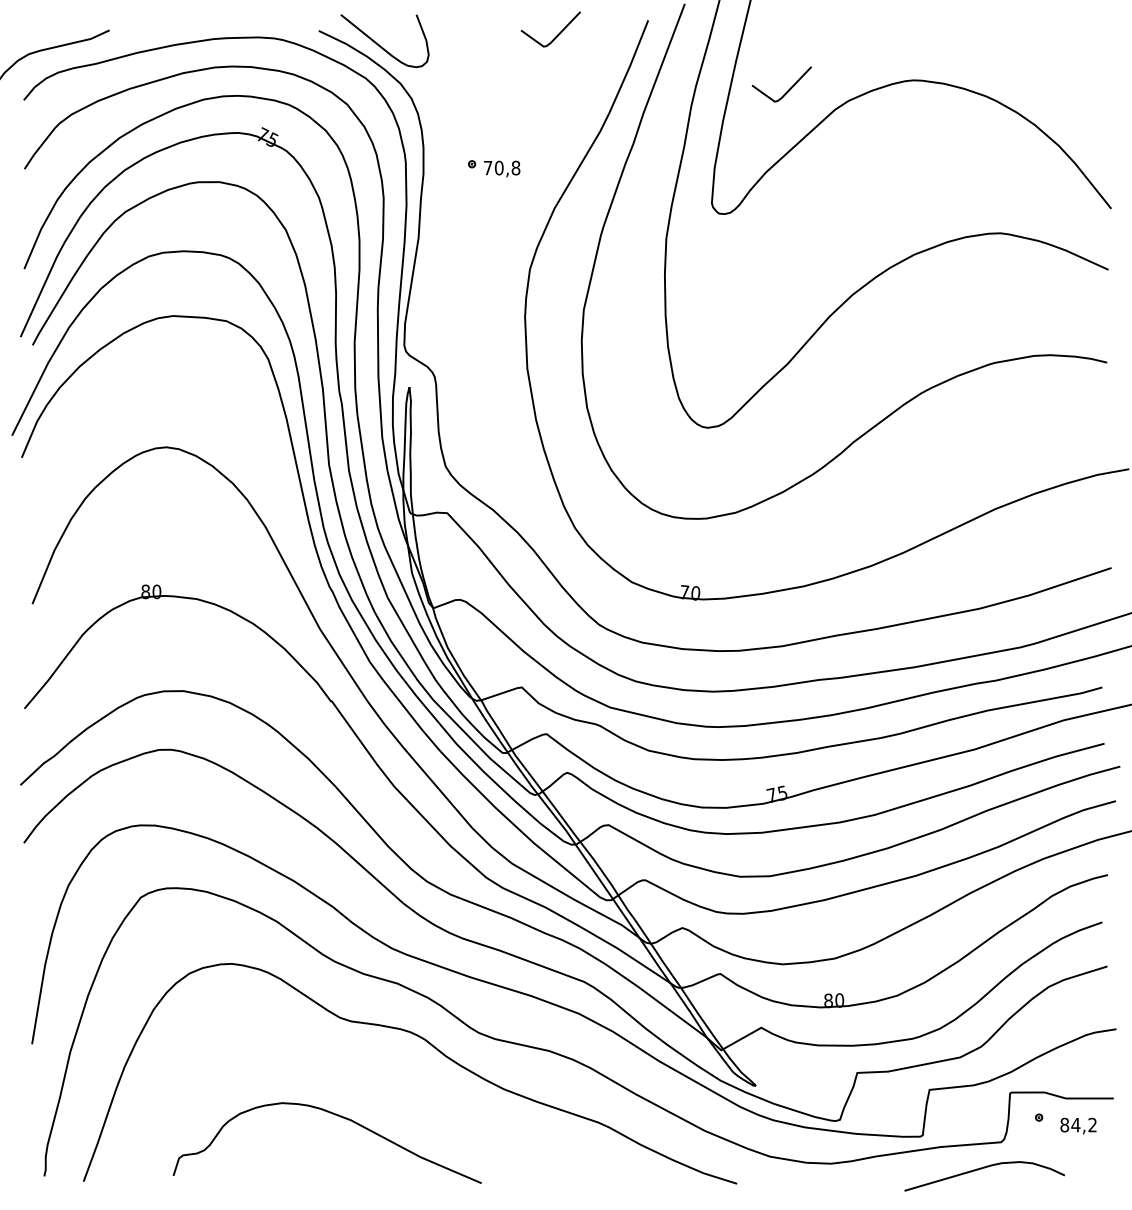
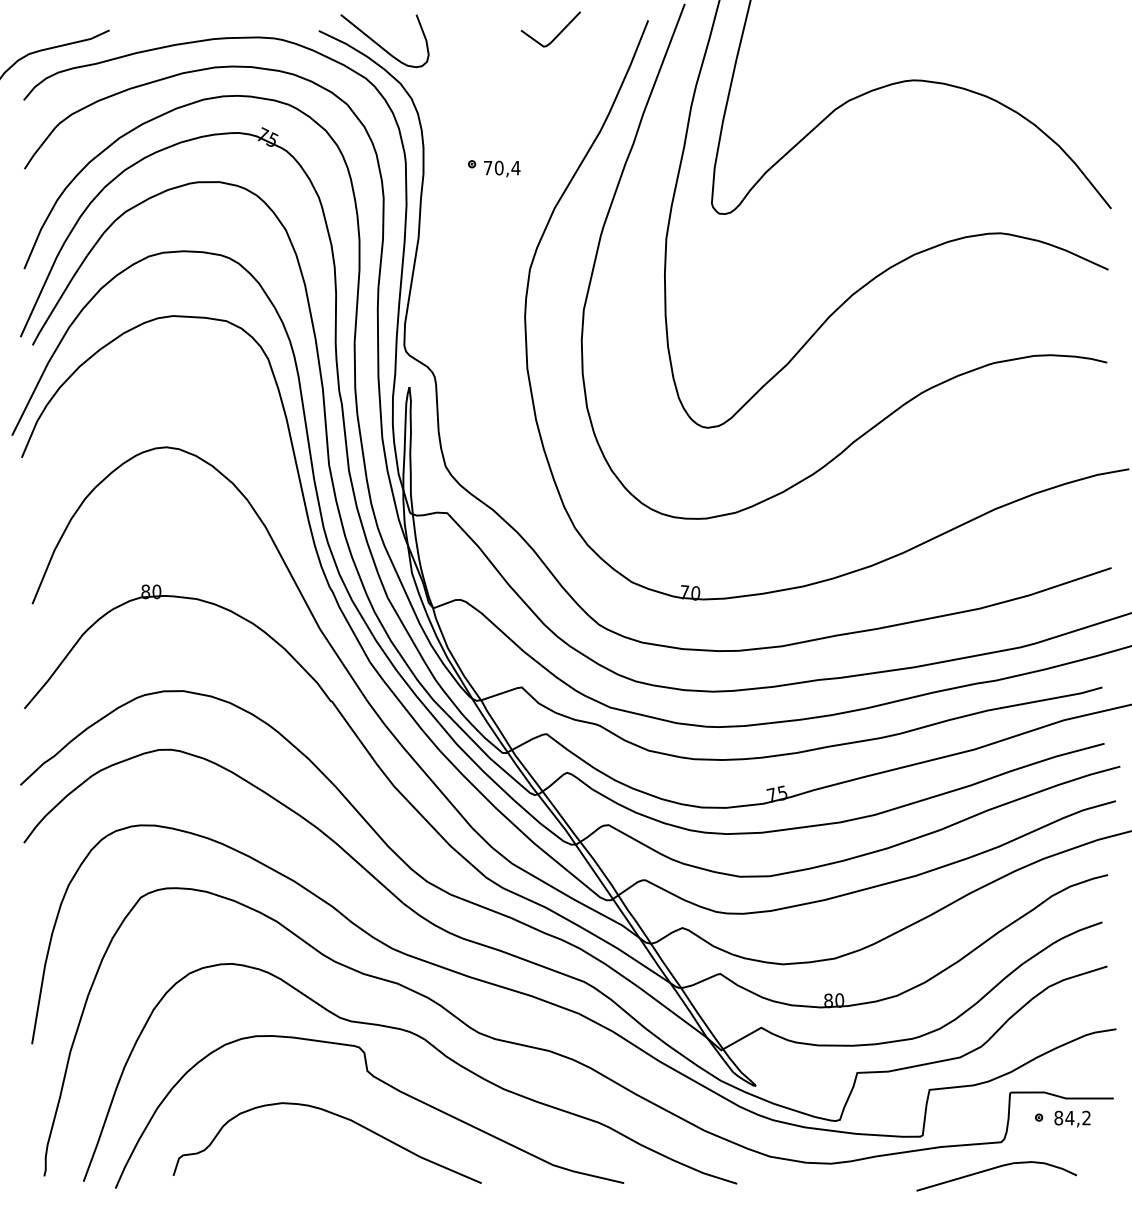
line: present -> none (787, 90)
text: 70,8 -> 70,4 (515, 167)
curve: none -> present (383, 1083)
text position: (1078, 1125) -> (1072, 1118) (1072, 1118)
curve position: (981, 1169) -> (993, 1169) (993, 1169)
